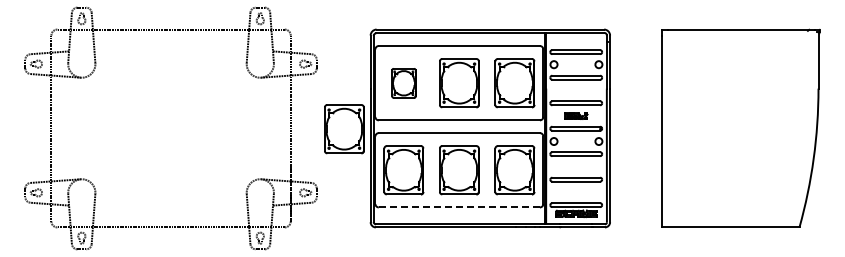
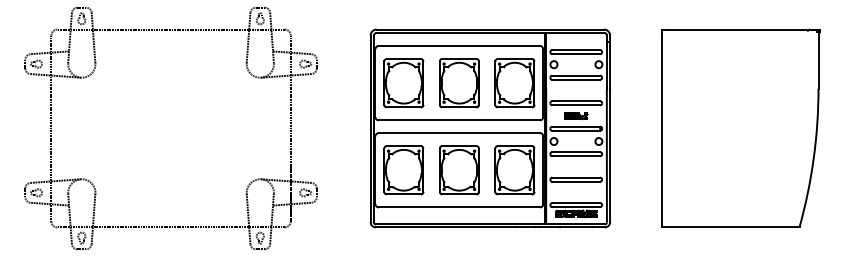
part size: 26x31 px -> 42x51 px (403, 83)
part: present -> none (344, 129)
line: dashed -> solid (459, 207)
